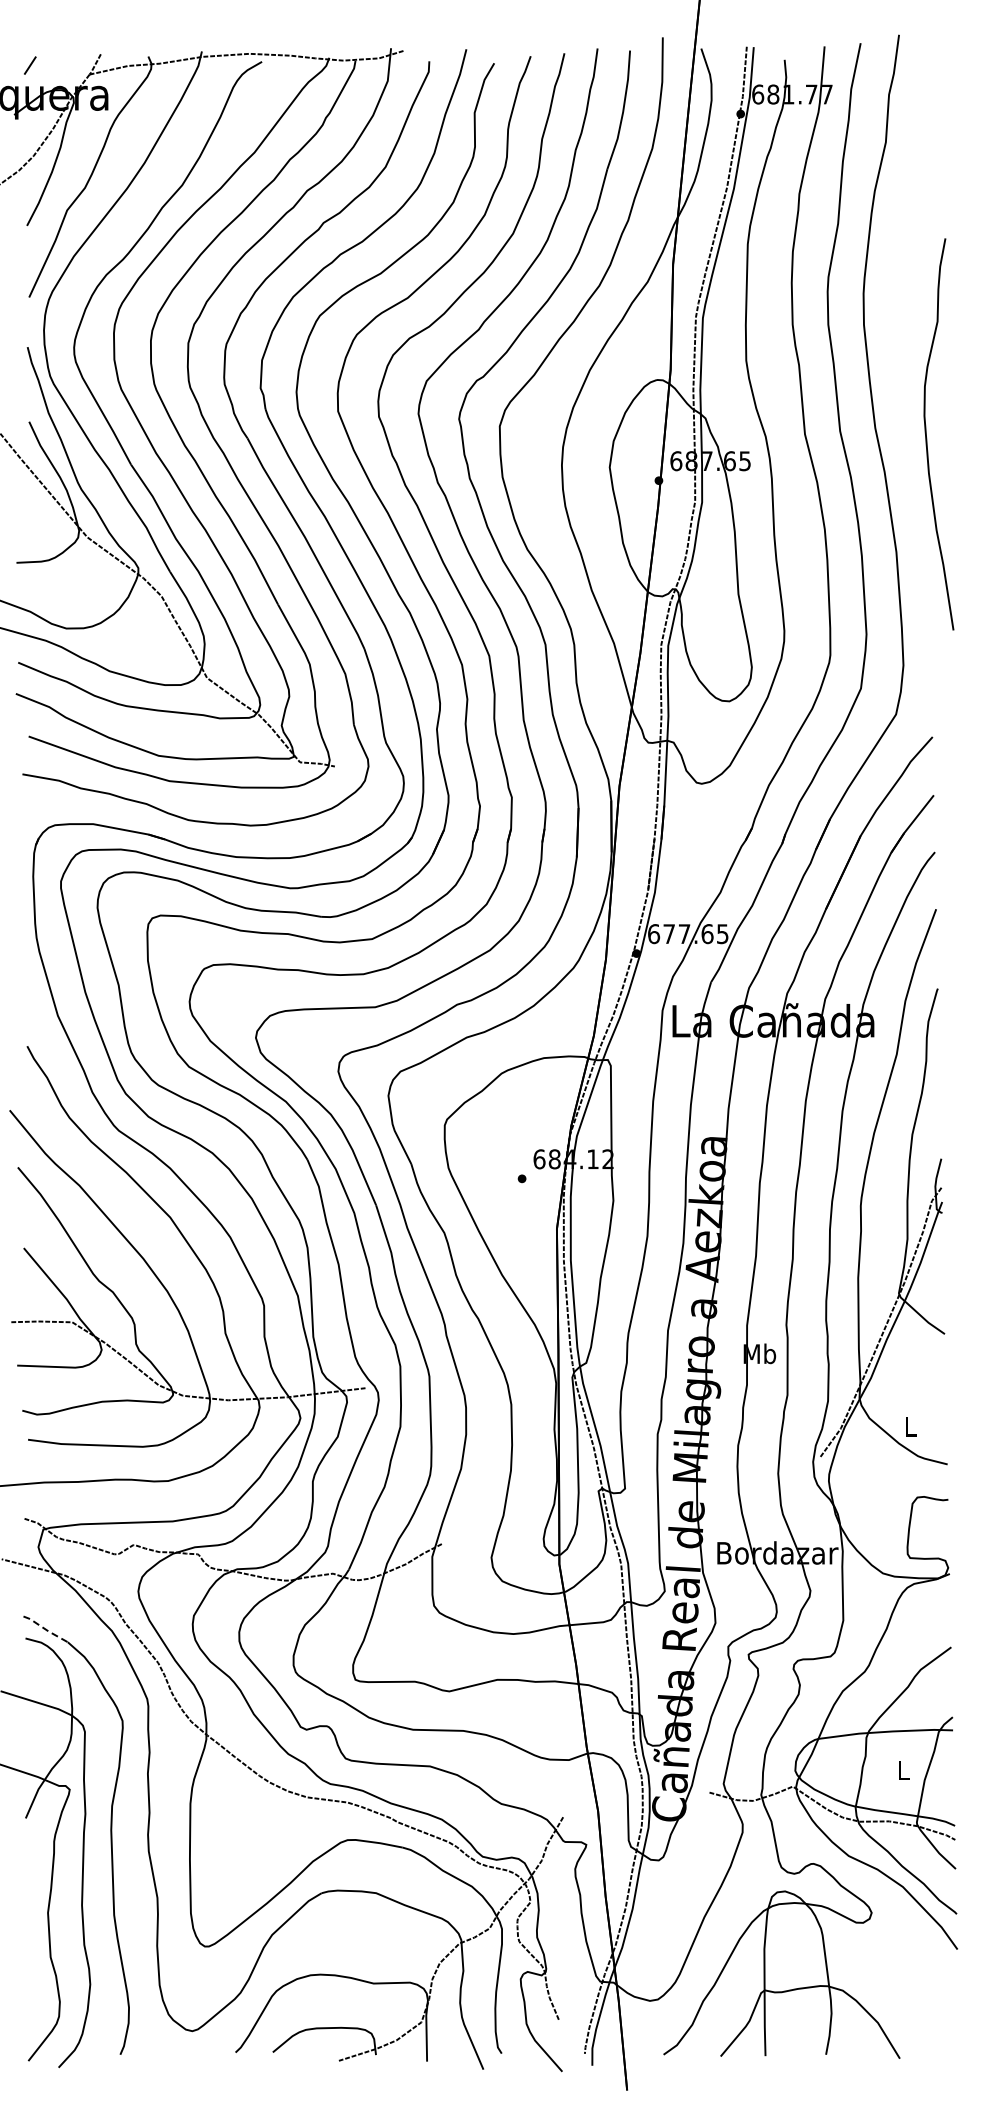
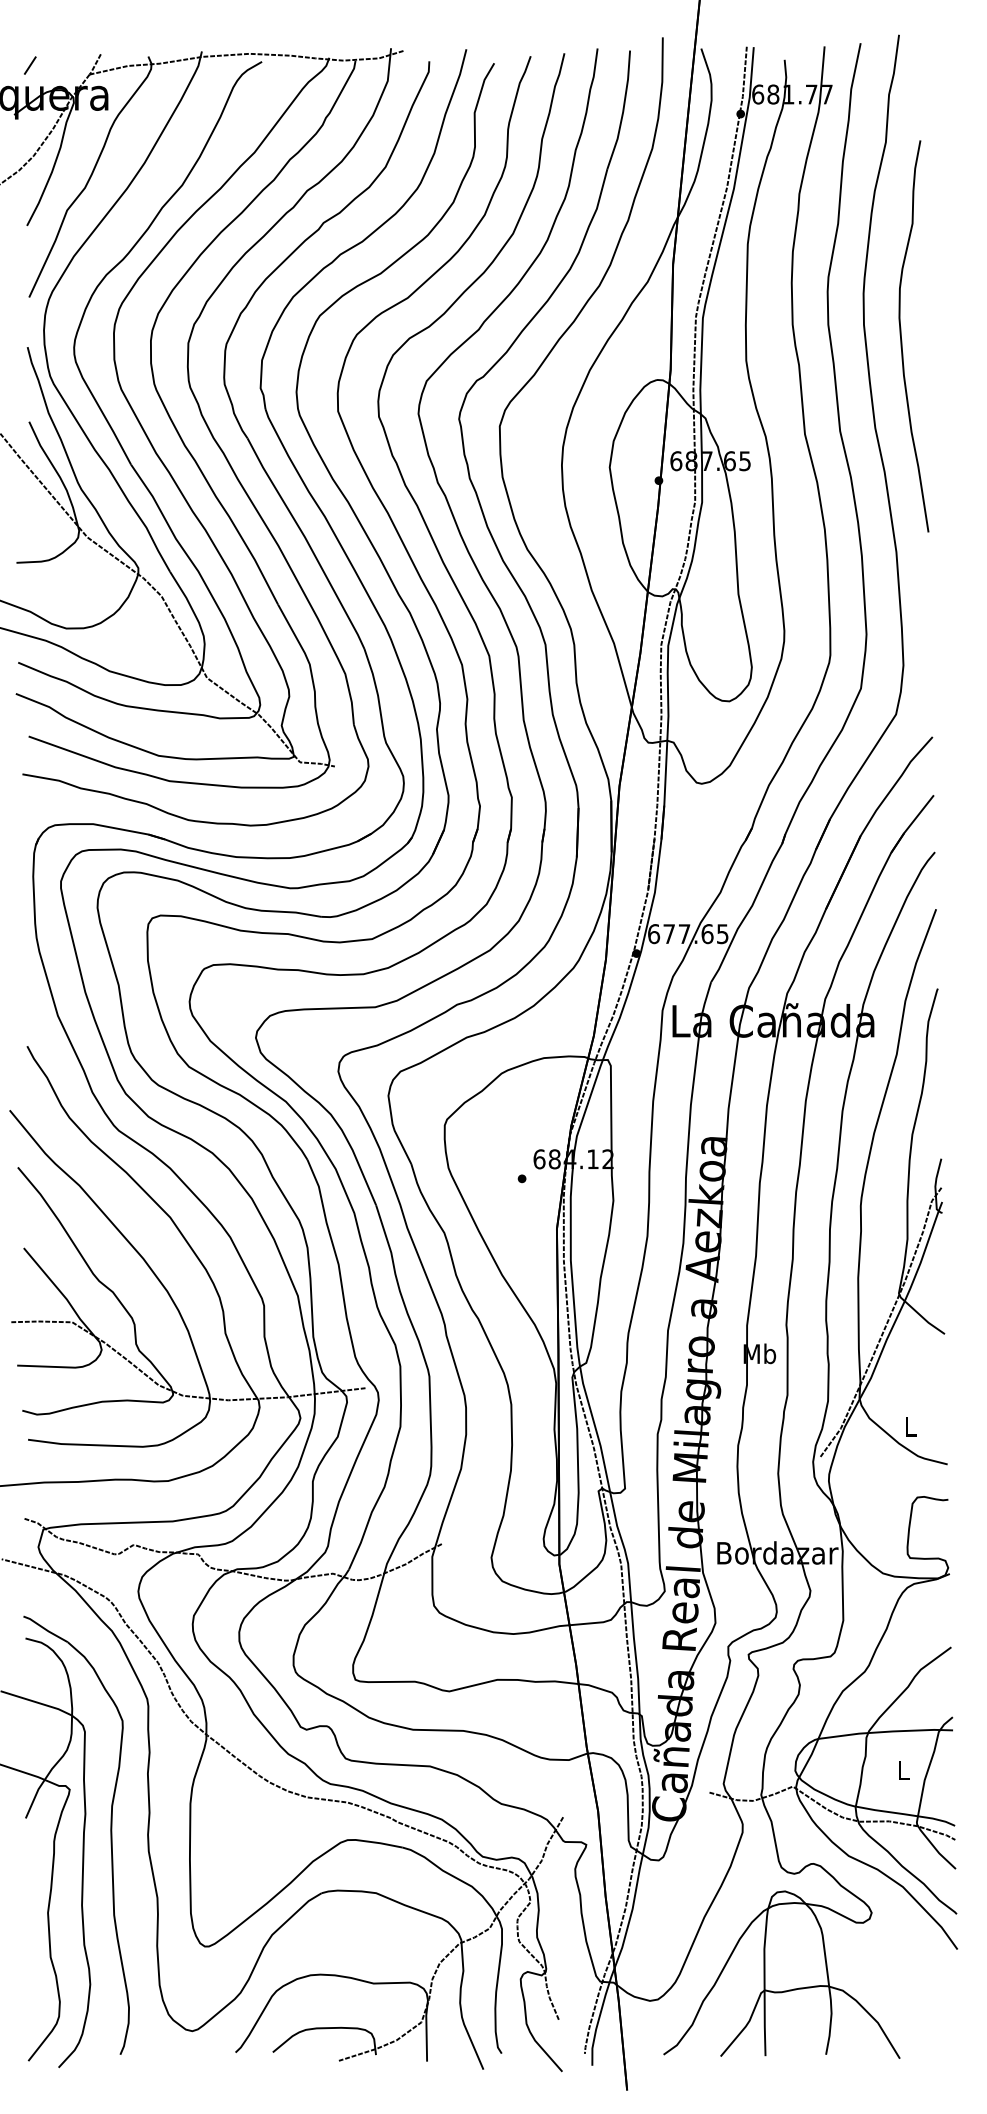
curve position: (927, 438) -> (902, 340) (902, 340)
line: dashed -> solid (46, 1629)
